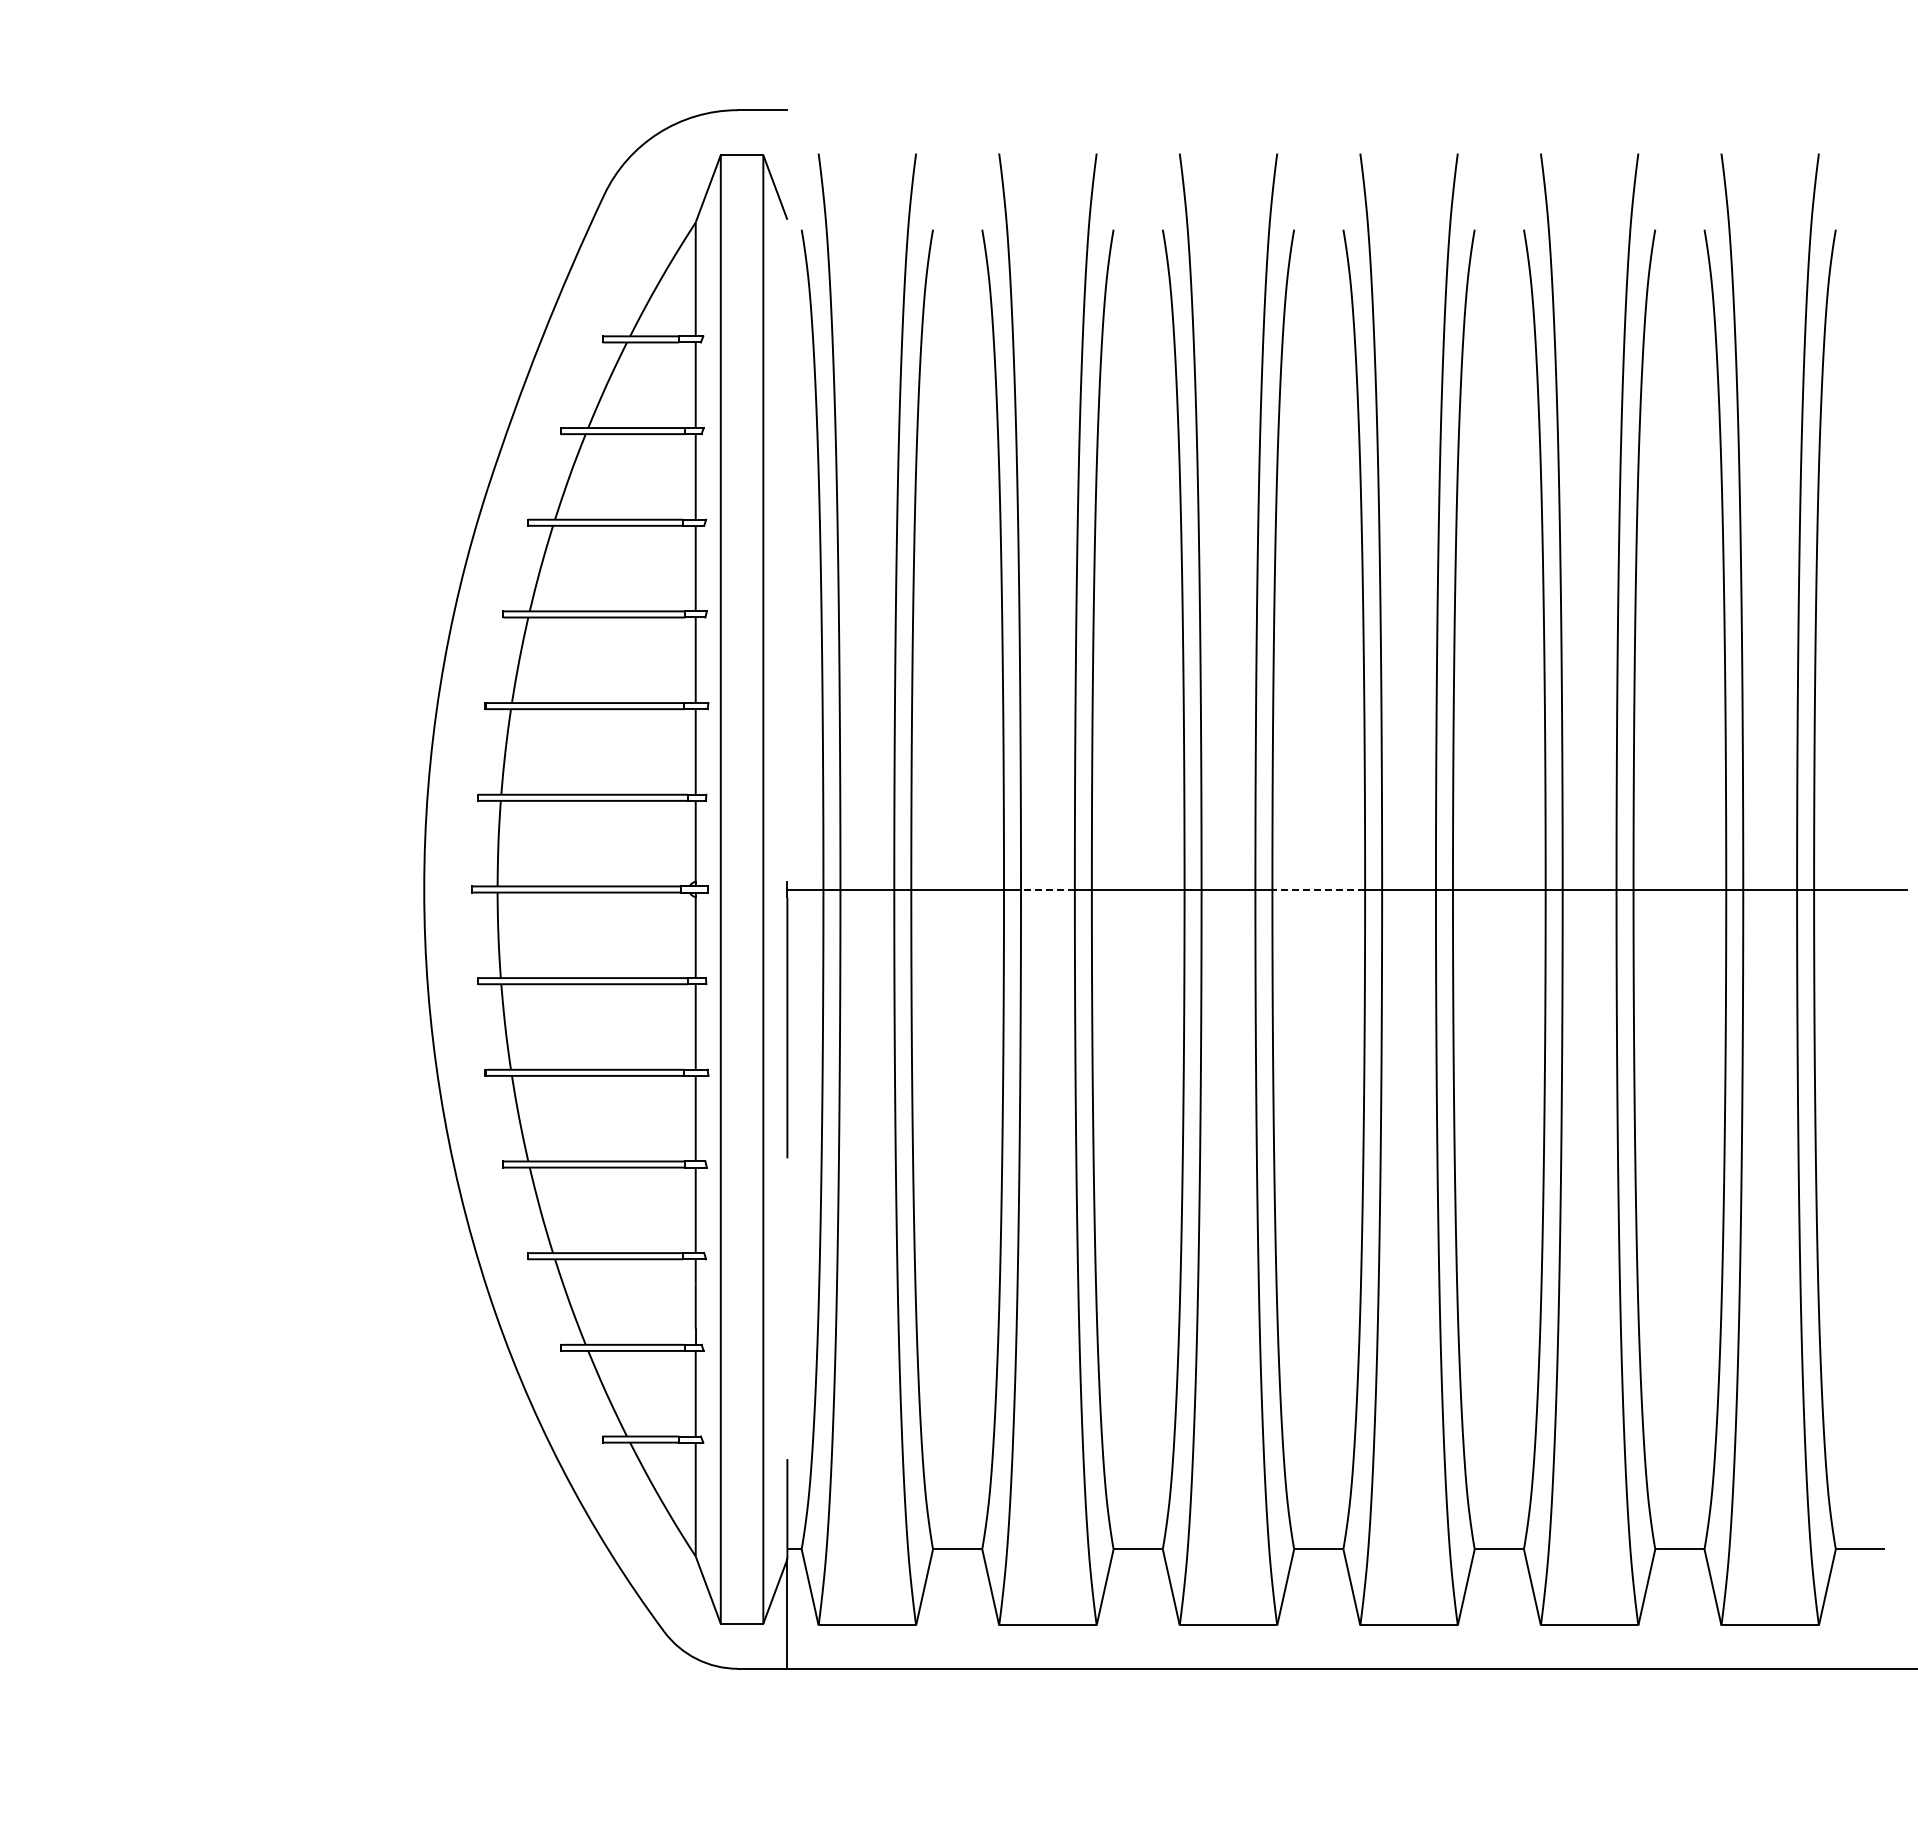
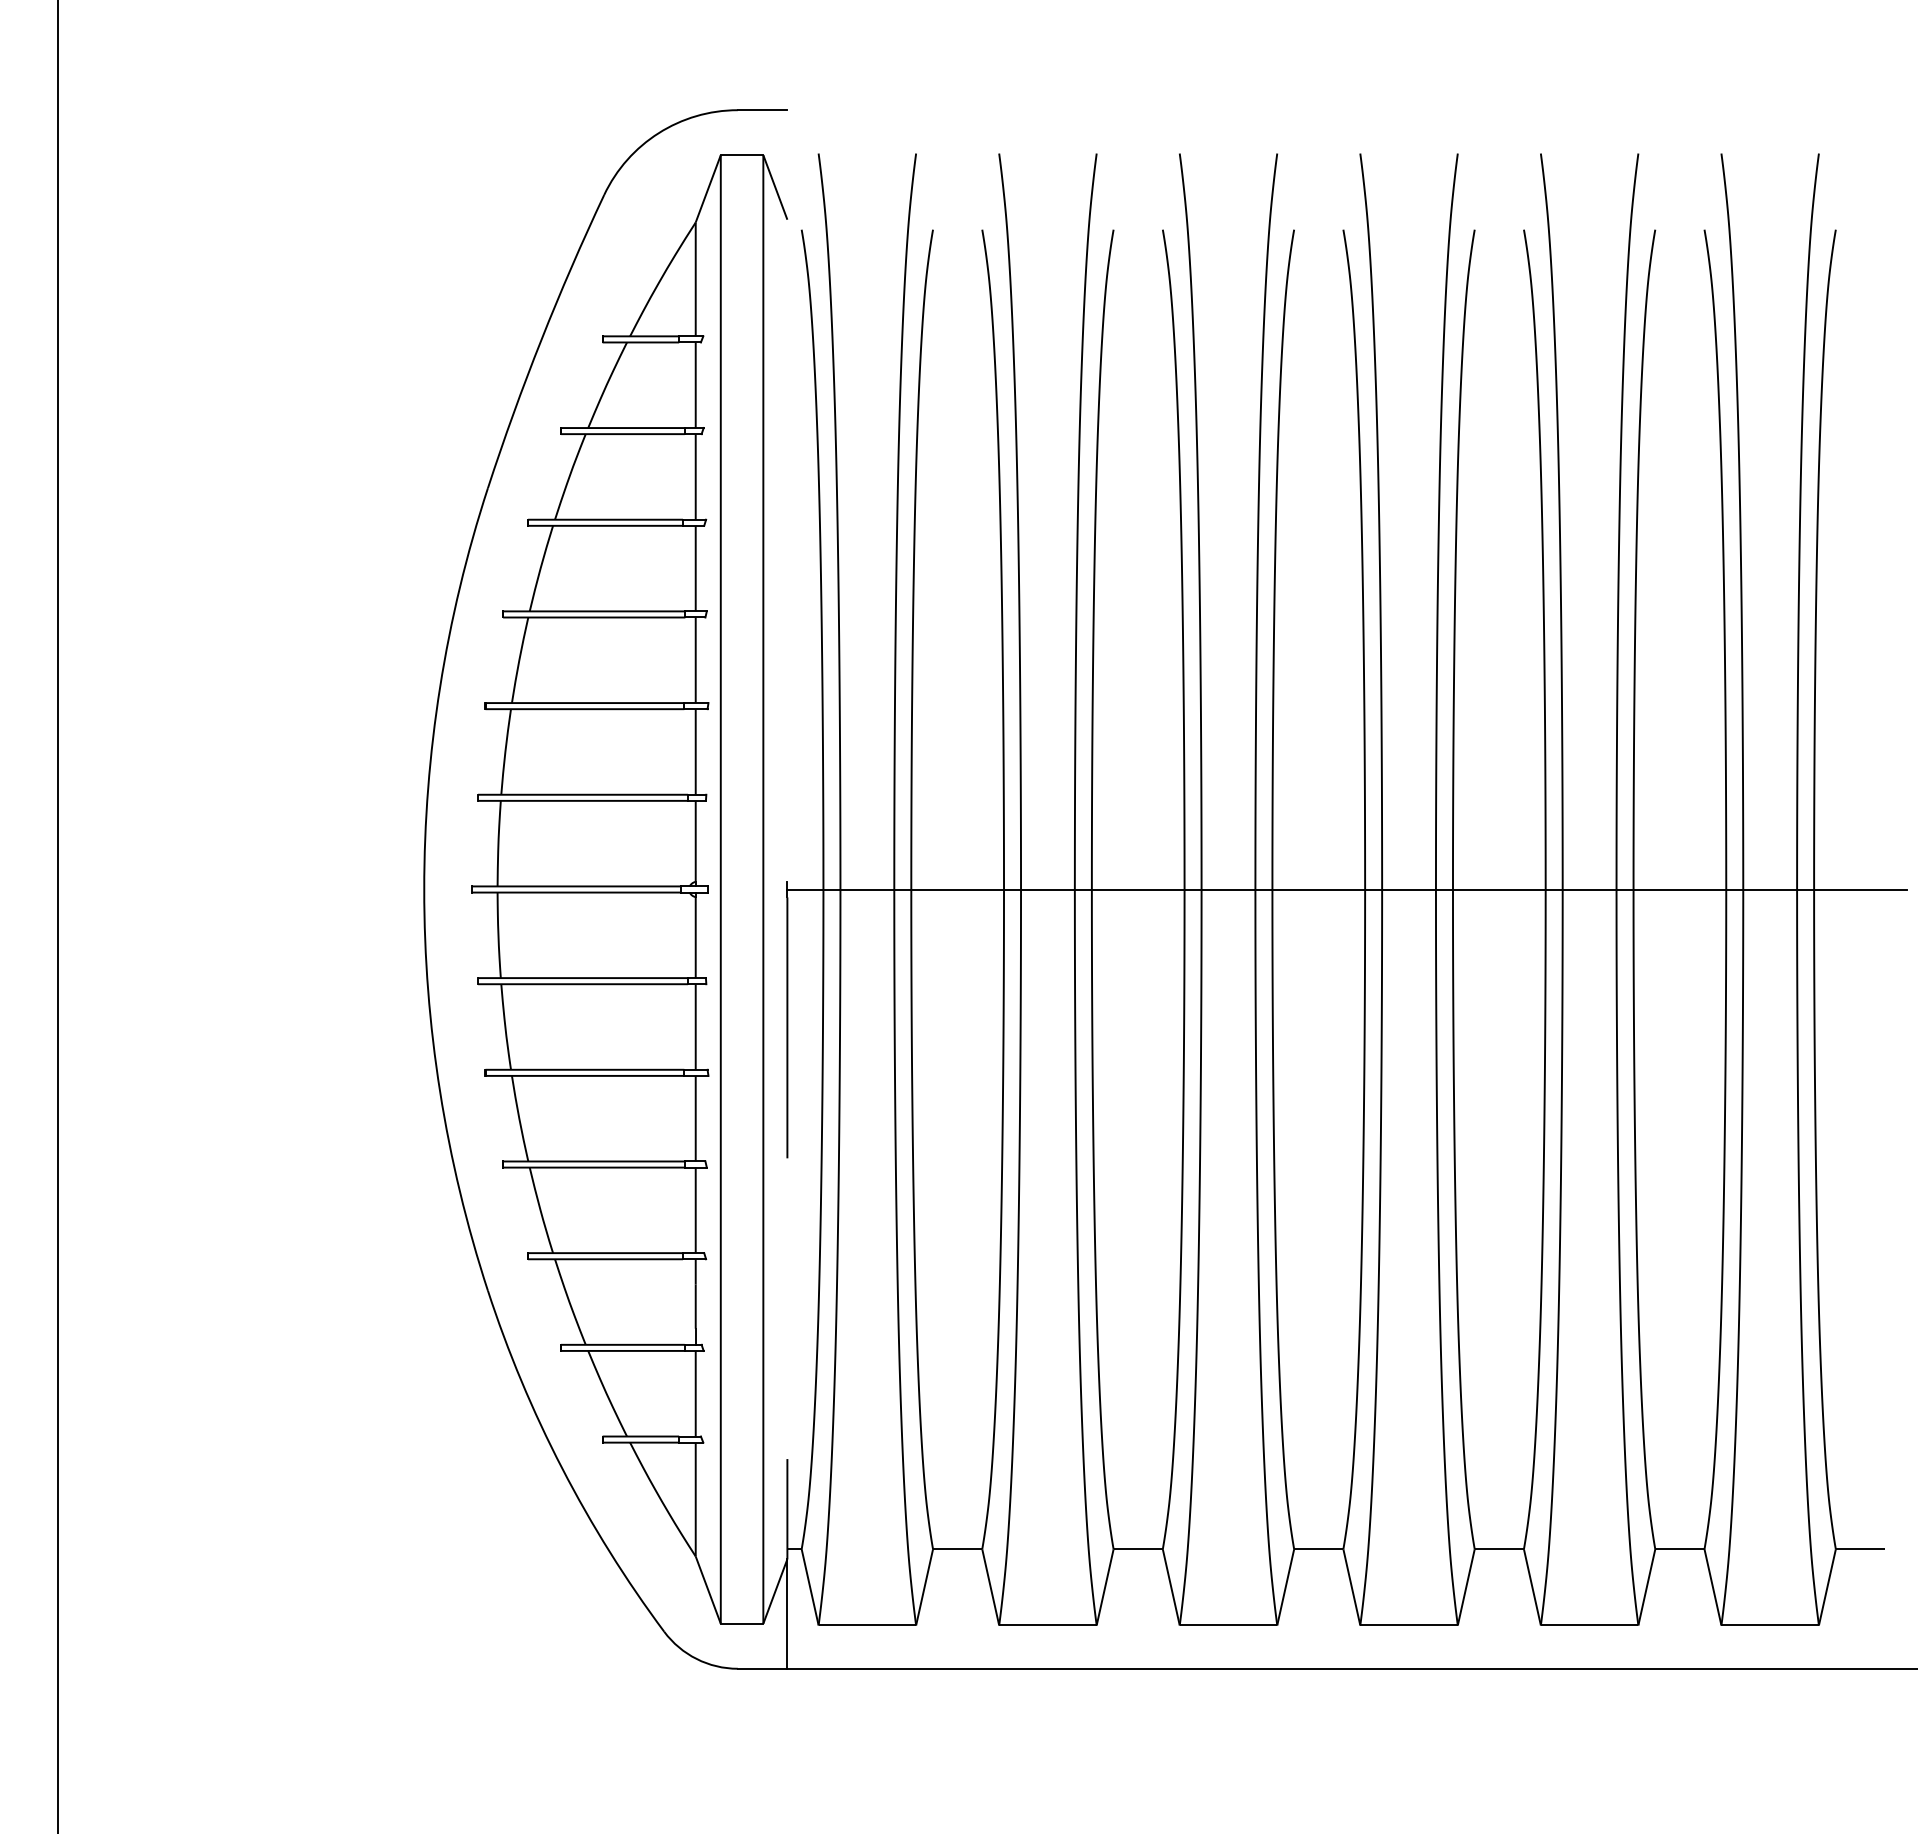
line: dashed -> solid (1047, 889)
line: dashed -> solid (1318, 889)
line: none -> present (57, 916)
